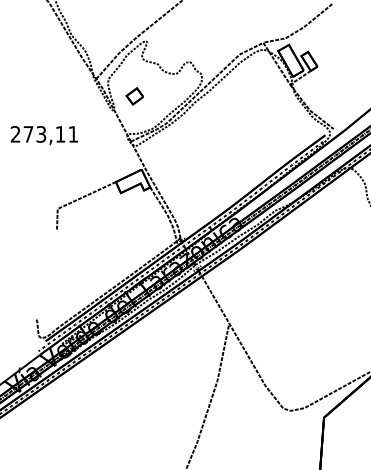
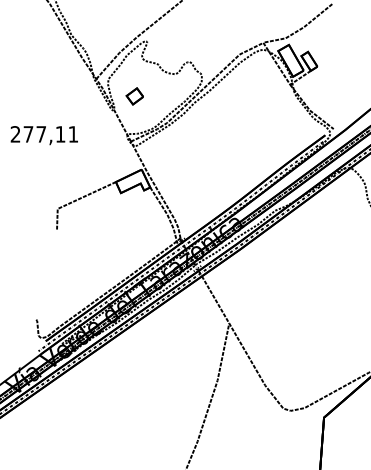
text: 273,11 -> 277,11 (41, 134)
